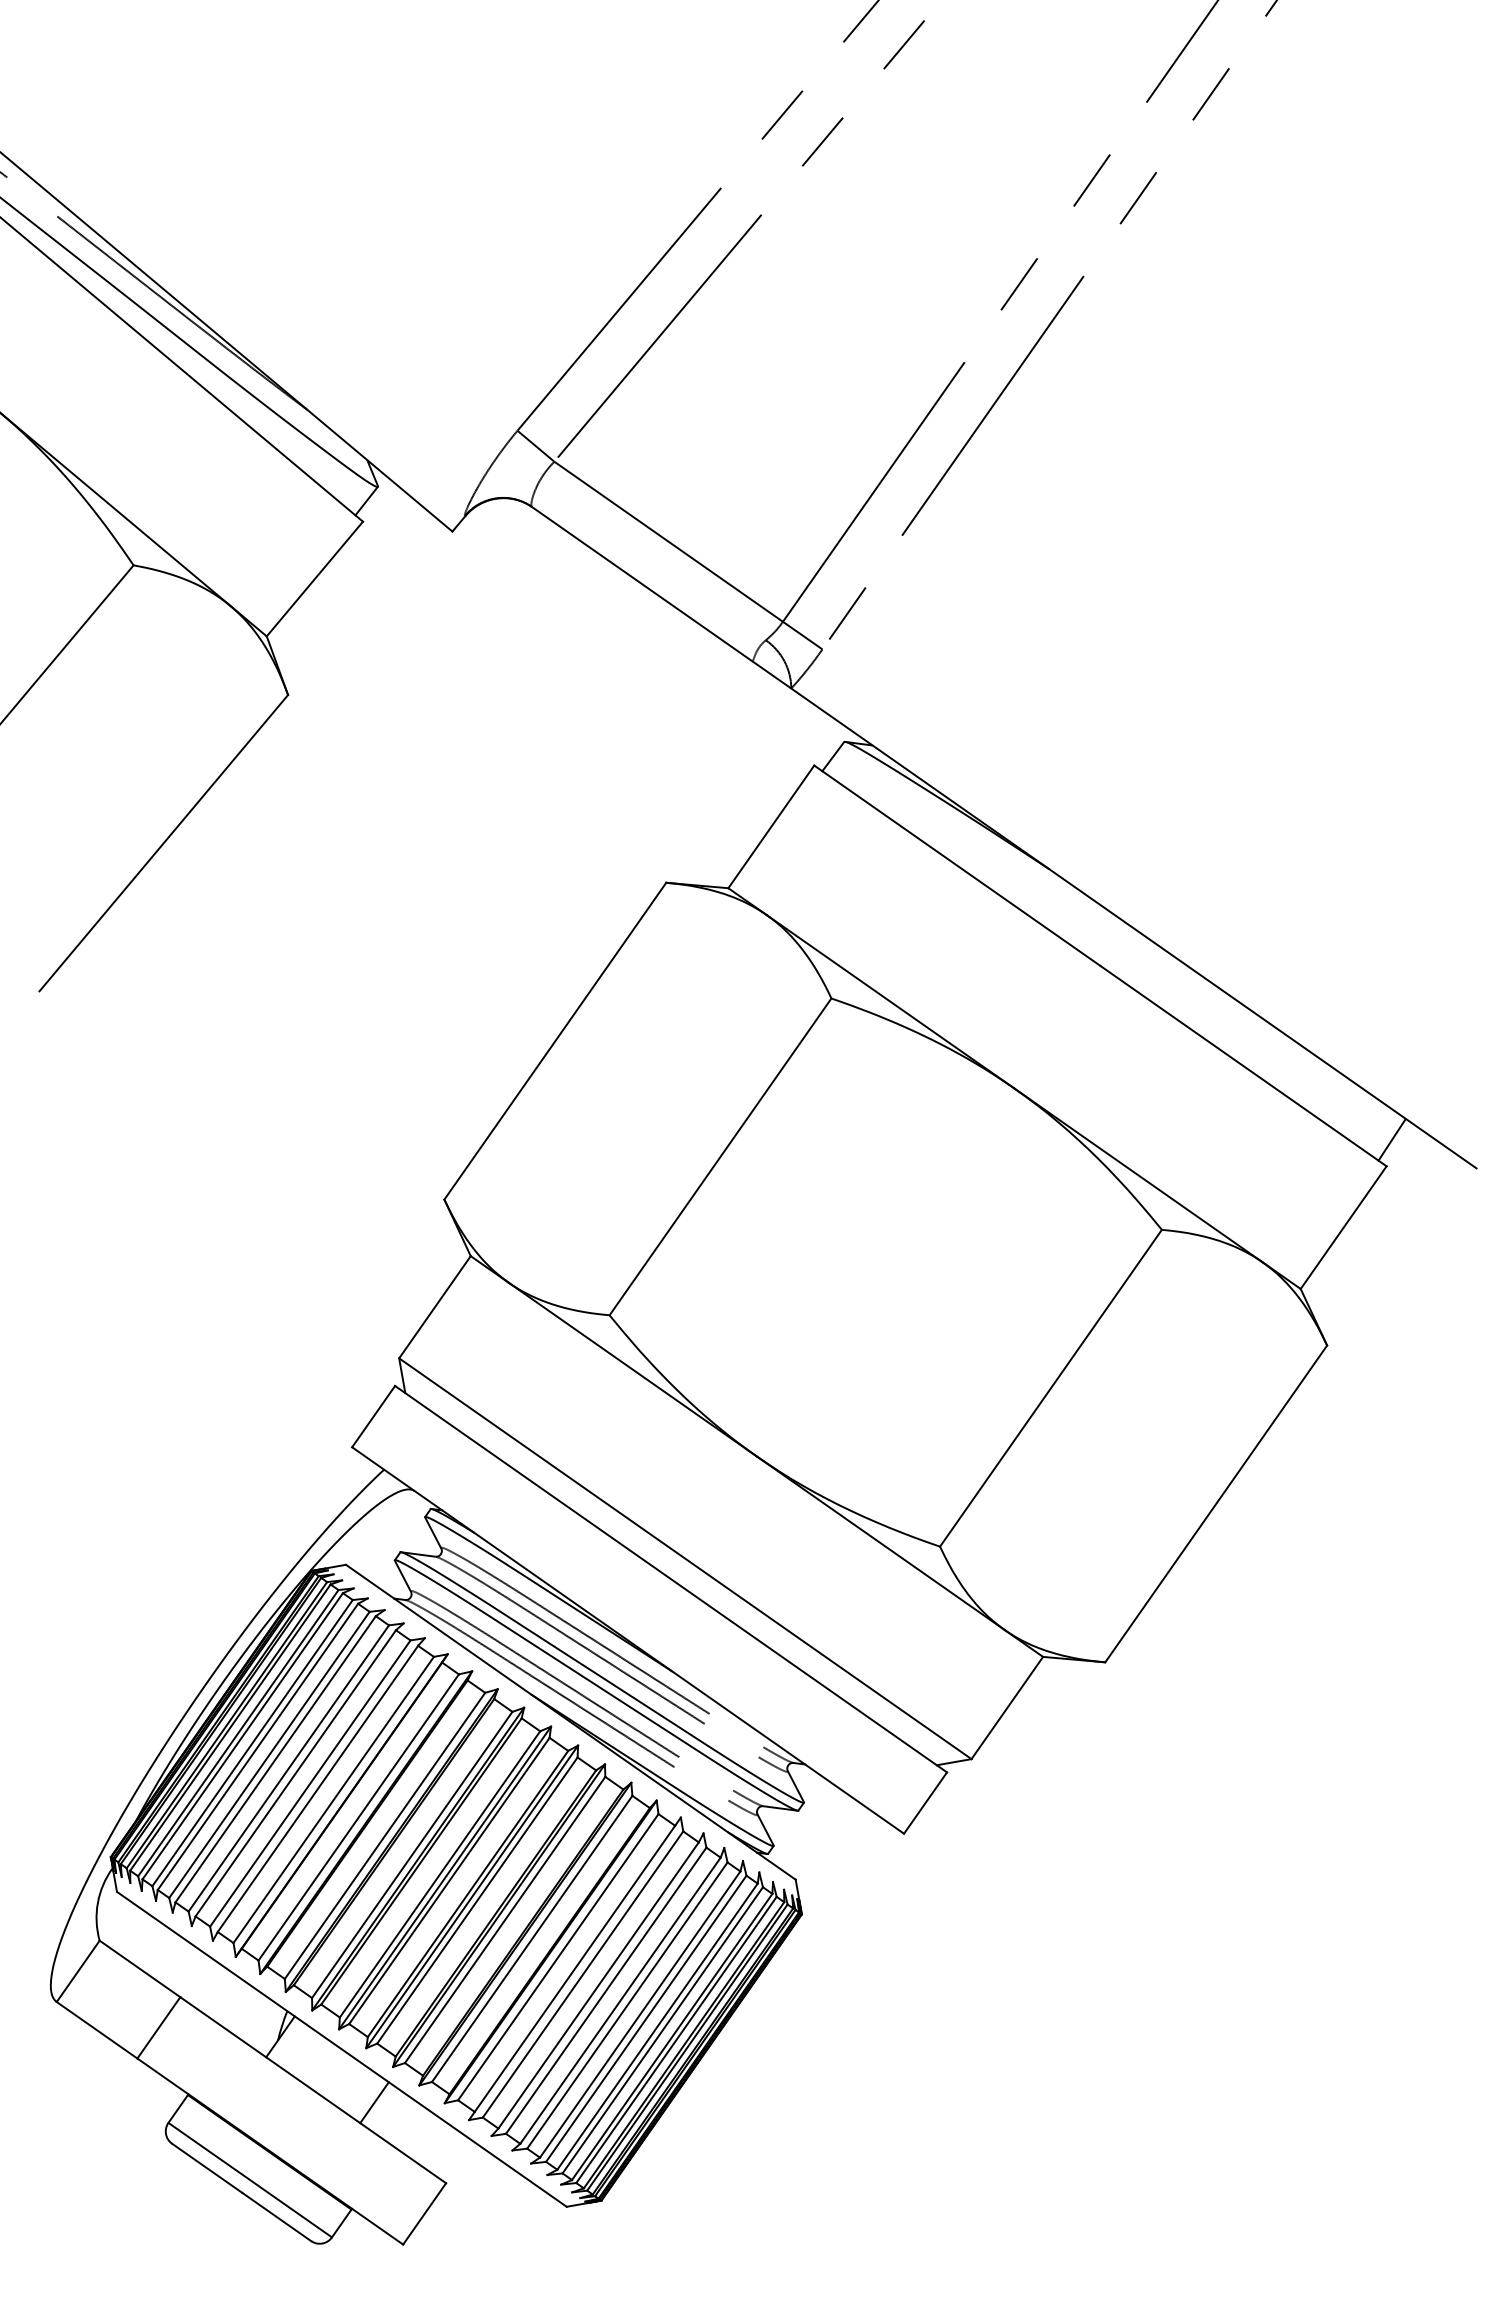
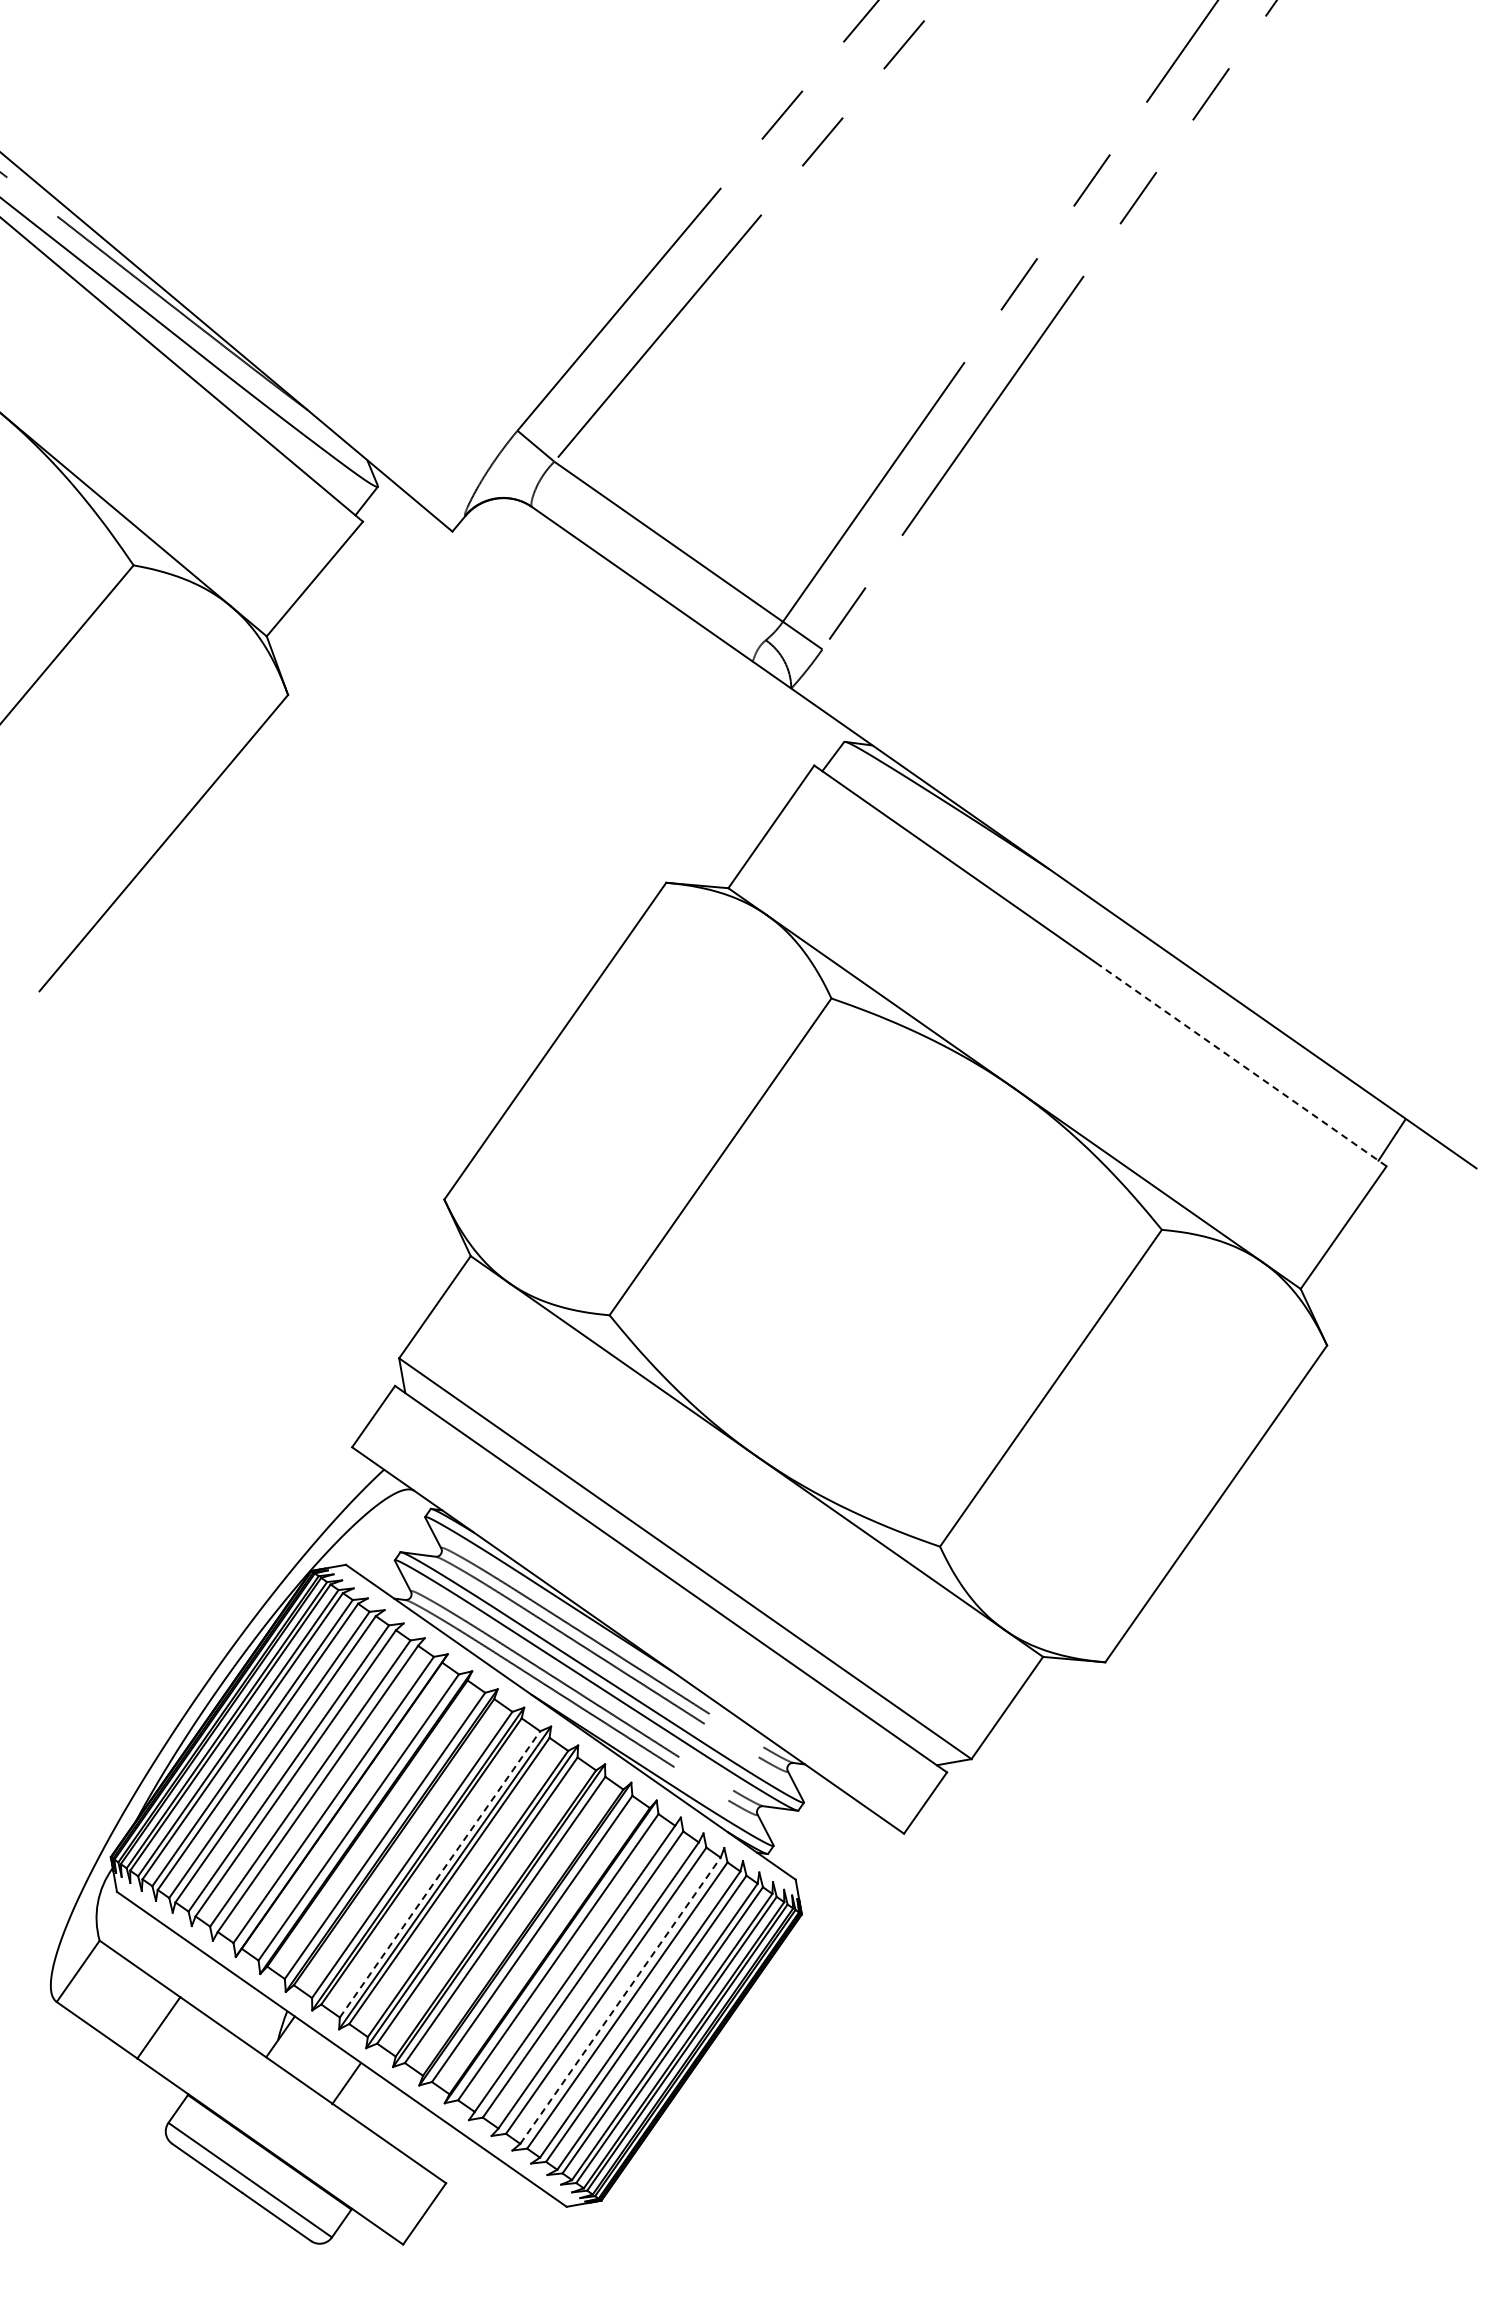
line: solid -> dashed (1243, 1066)
line: solid -> dashed (440, 1874)
line: solid -> dashed (620, 2000)
line position: (374, 2102) -> (346, 2083) (346, 2083)
